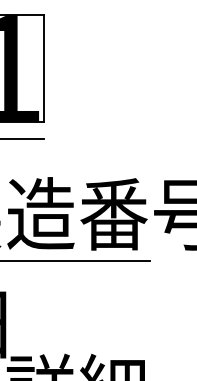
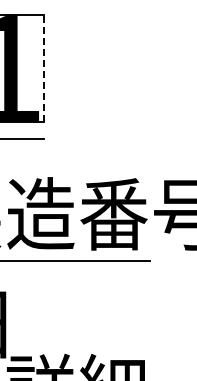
line: solid -> dashed (43, 68)
